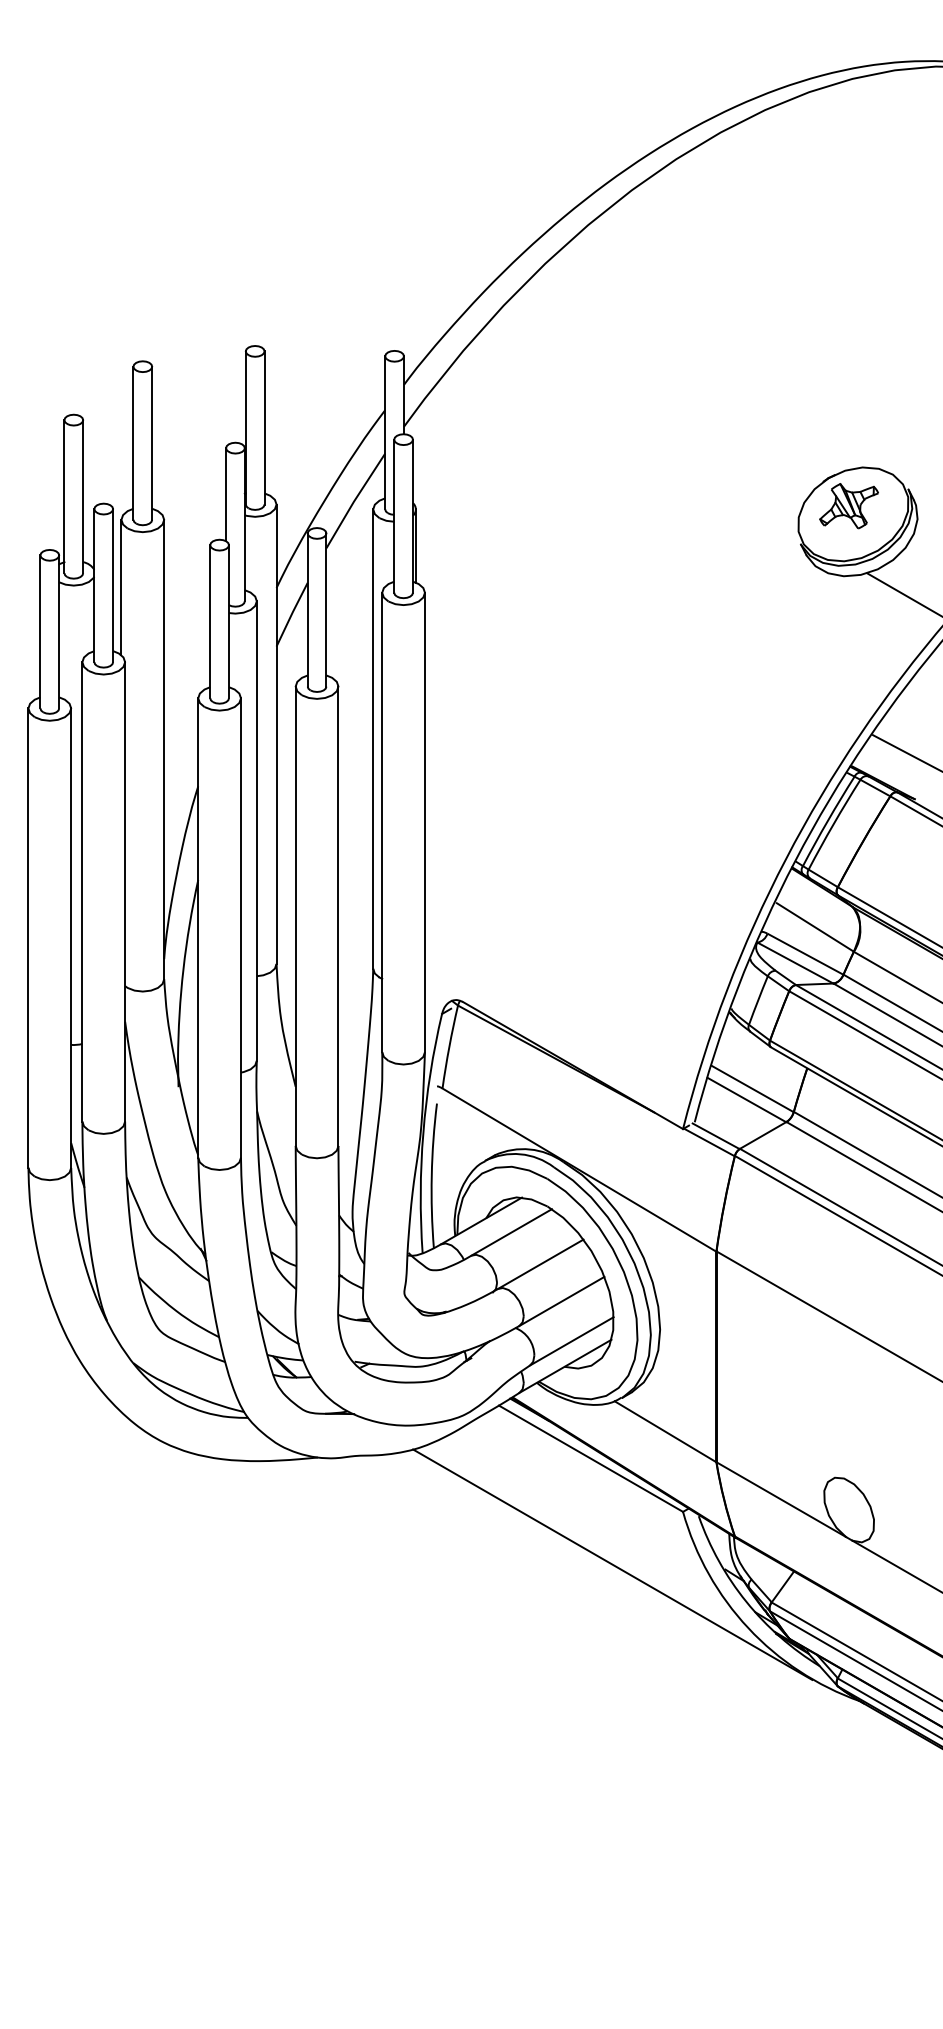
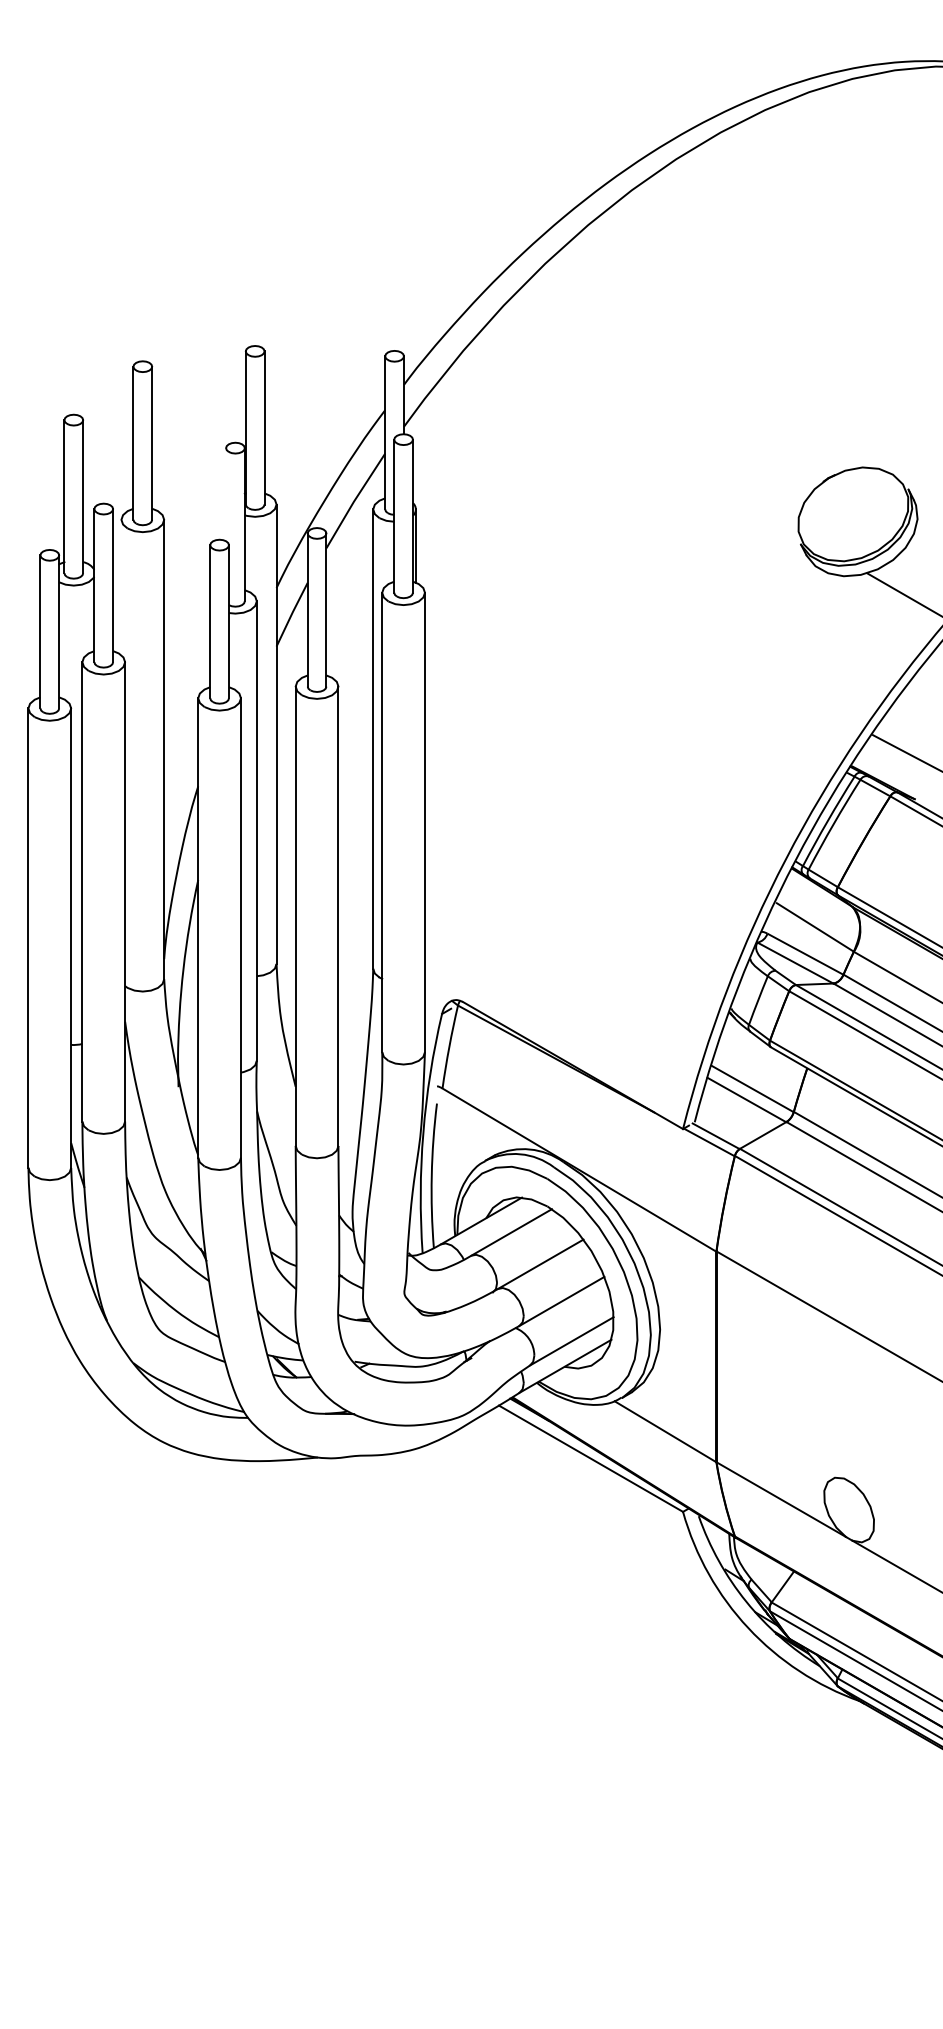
line: present -> none (226, 494)
part: present -> none (848, 506)
line: present -> none (121, 587)
line: present -> none (612, 1564)
